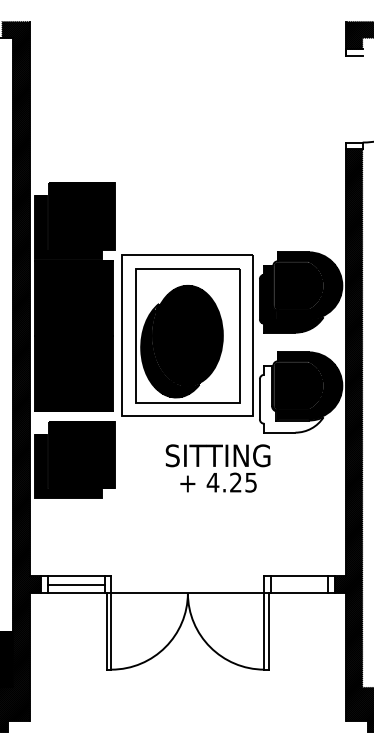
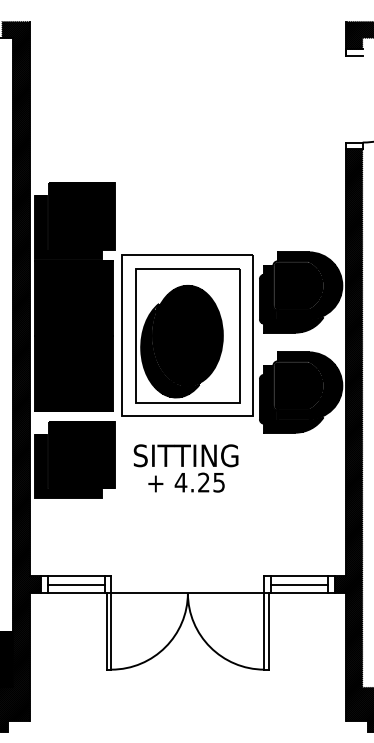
hatch: none -> present (291, 399)
text position: (217, 468) -> (185, 468) (185, 468)
line: none -> present (299, 584)
